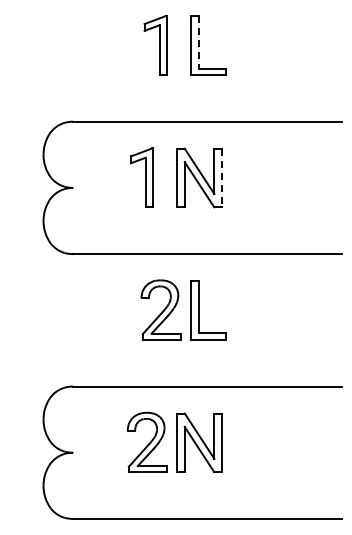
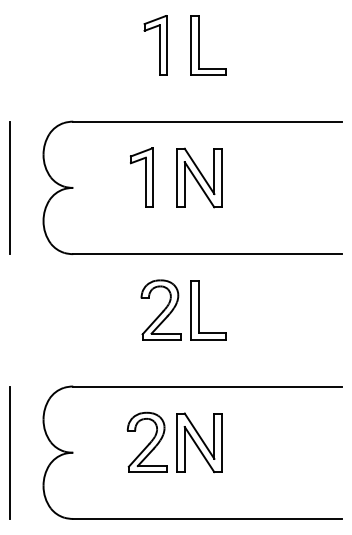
line: dashed -> solid (198, 42)
line: dashed -> solid (222, 178)
line: none -> present (10, 187)
line: none -> present (10, 452)
